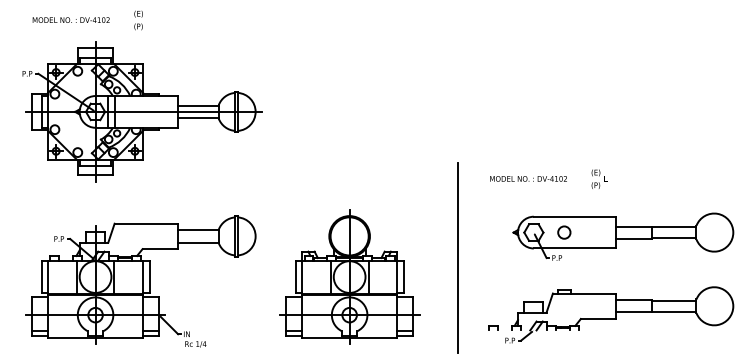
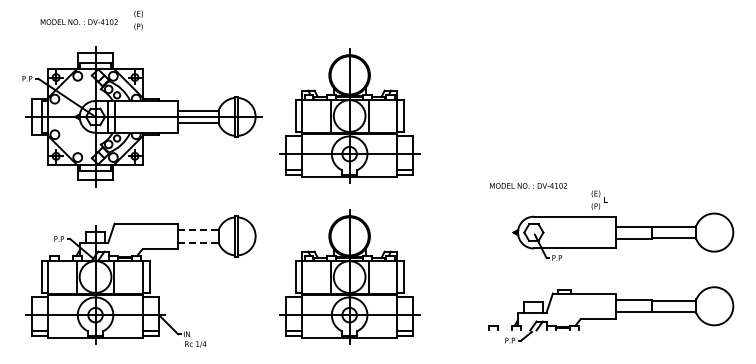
text position: (70, 19) -> (78, 21) (78, 21)
part position: (142, 111) -> (142, 116) (142, 116)
part: none -> present (349, 115)
text position: (528, 178) -> (528, 185) (528, 185)
text position: (599, 178) -> (599, 199) (599, 199)
line: solid -> dashed (198, 230)
circle: present -> none (564, 232)
line: solid -> dashed (198, 242)
line: present -> none (457, 257)
